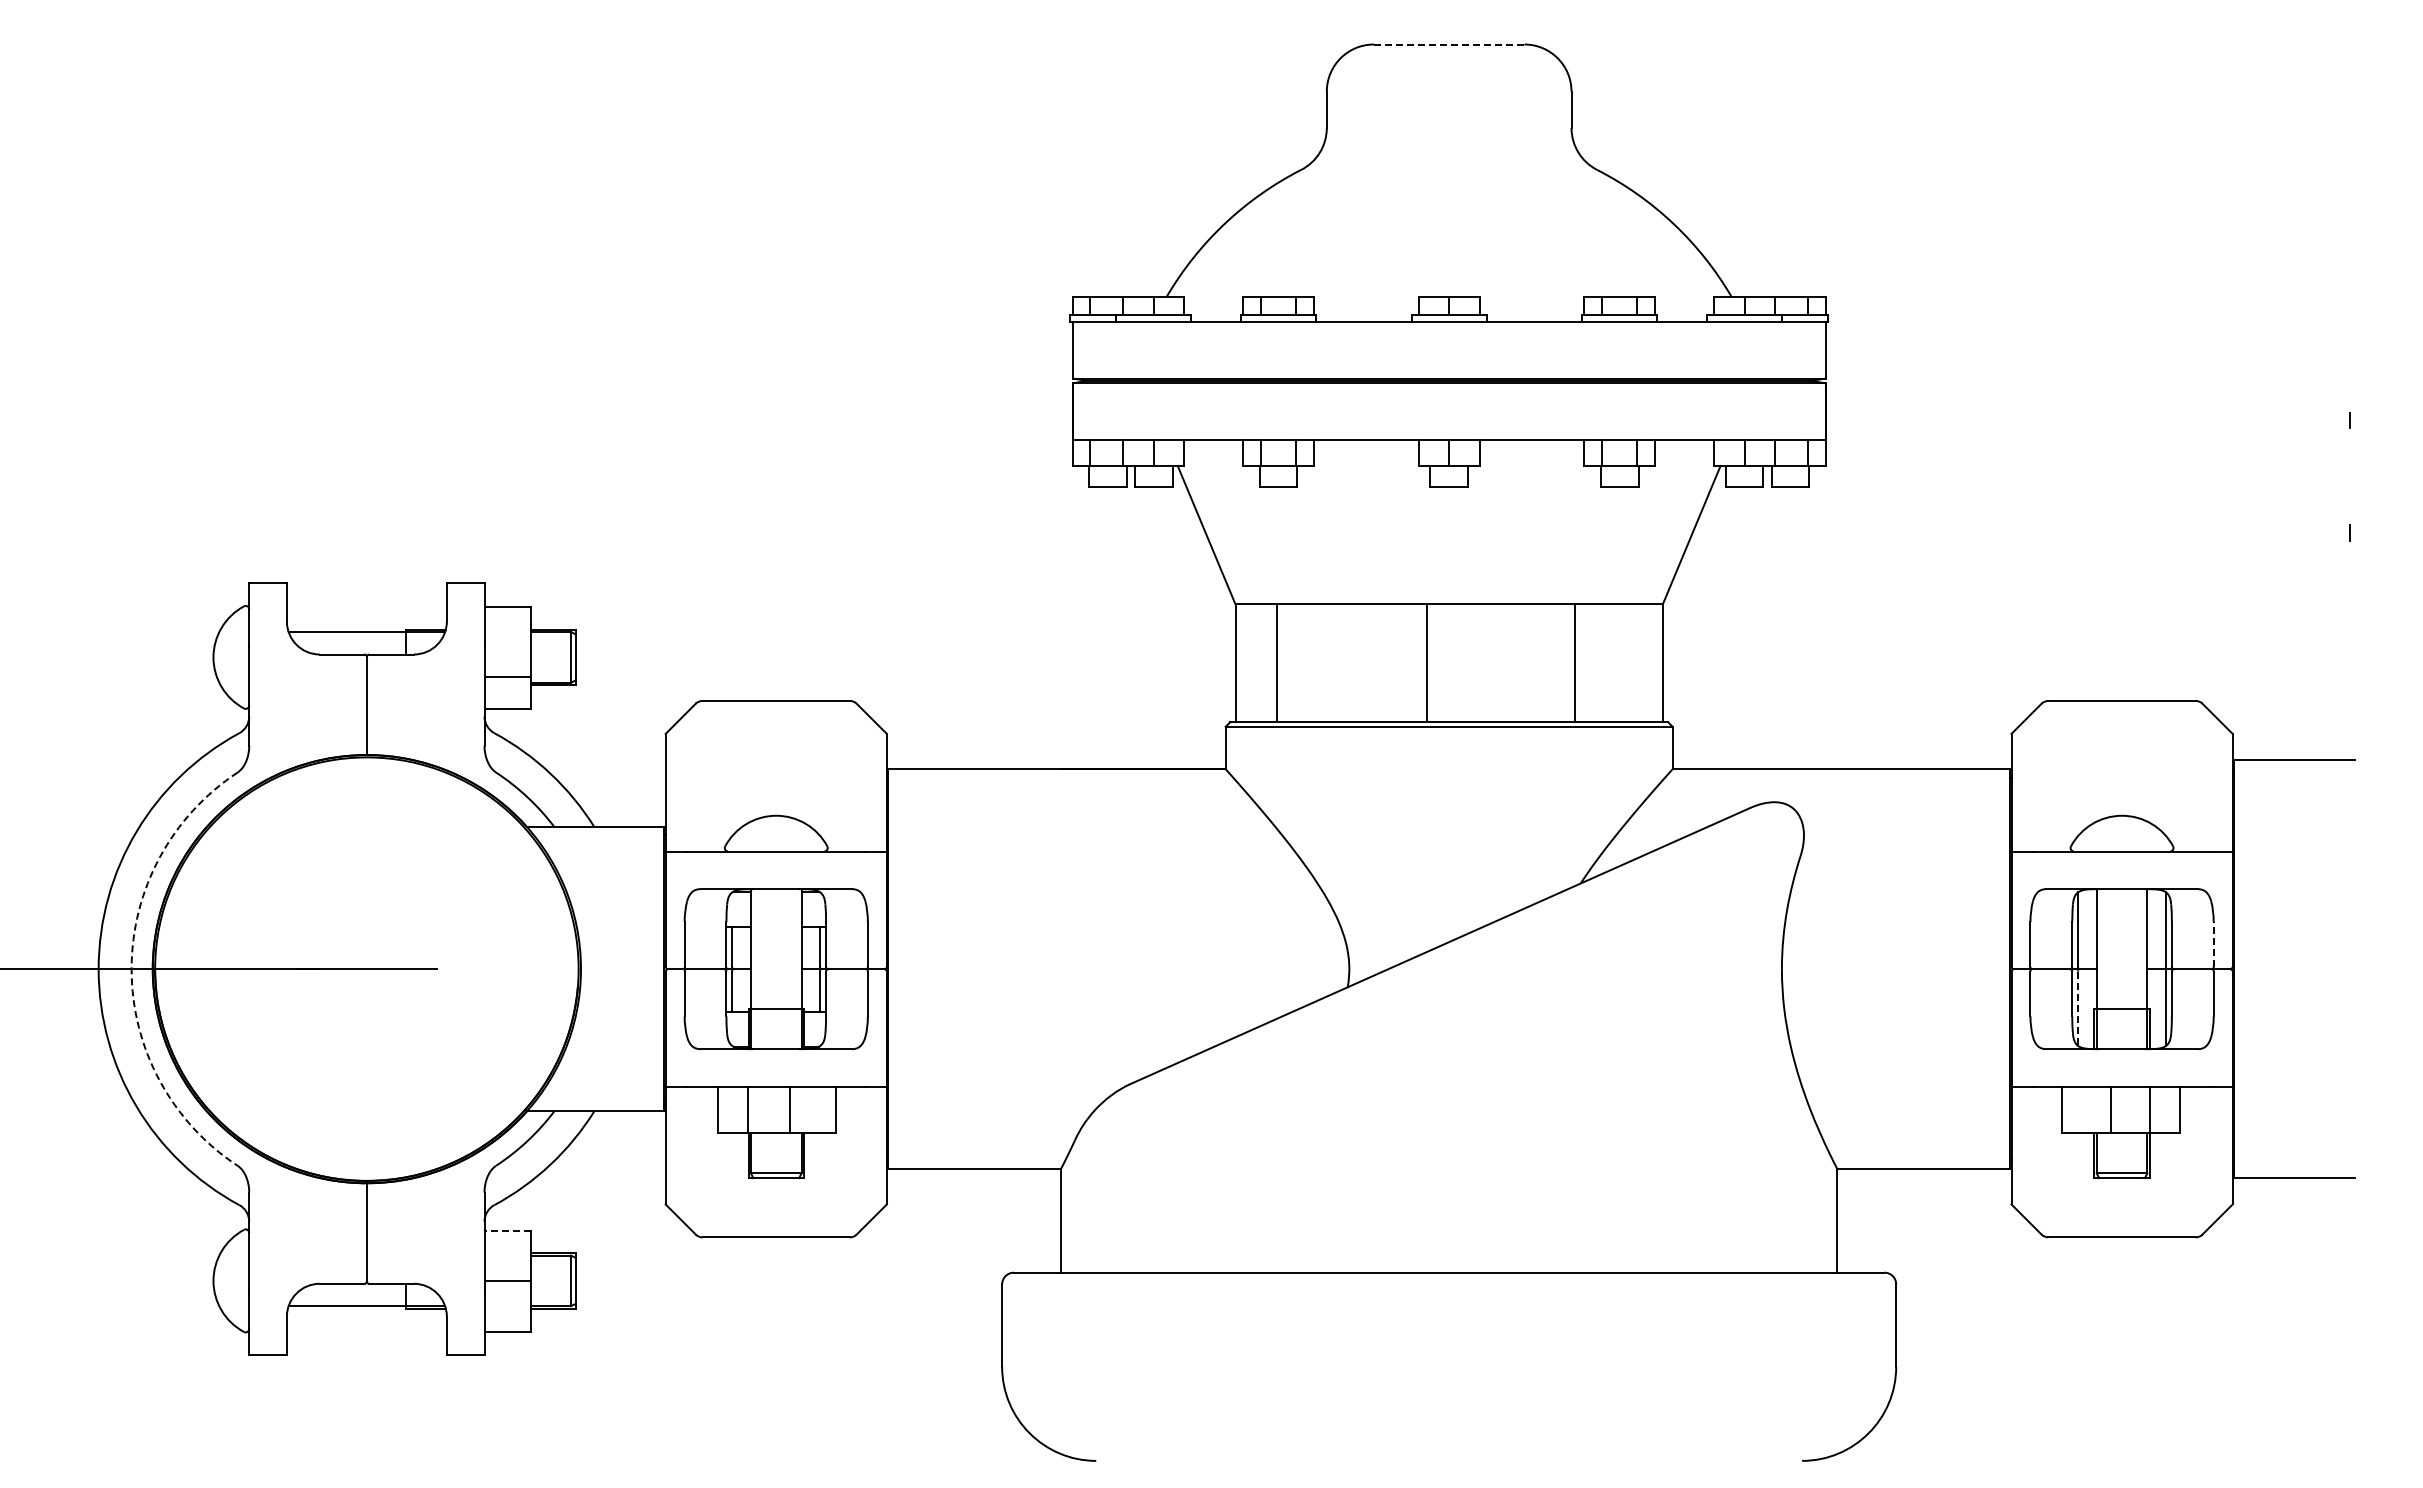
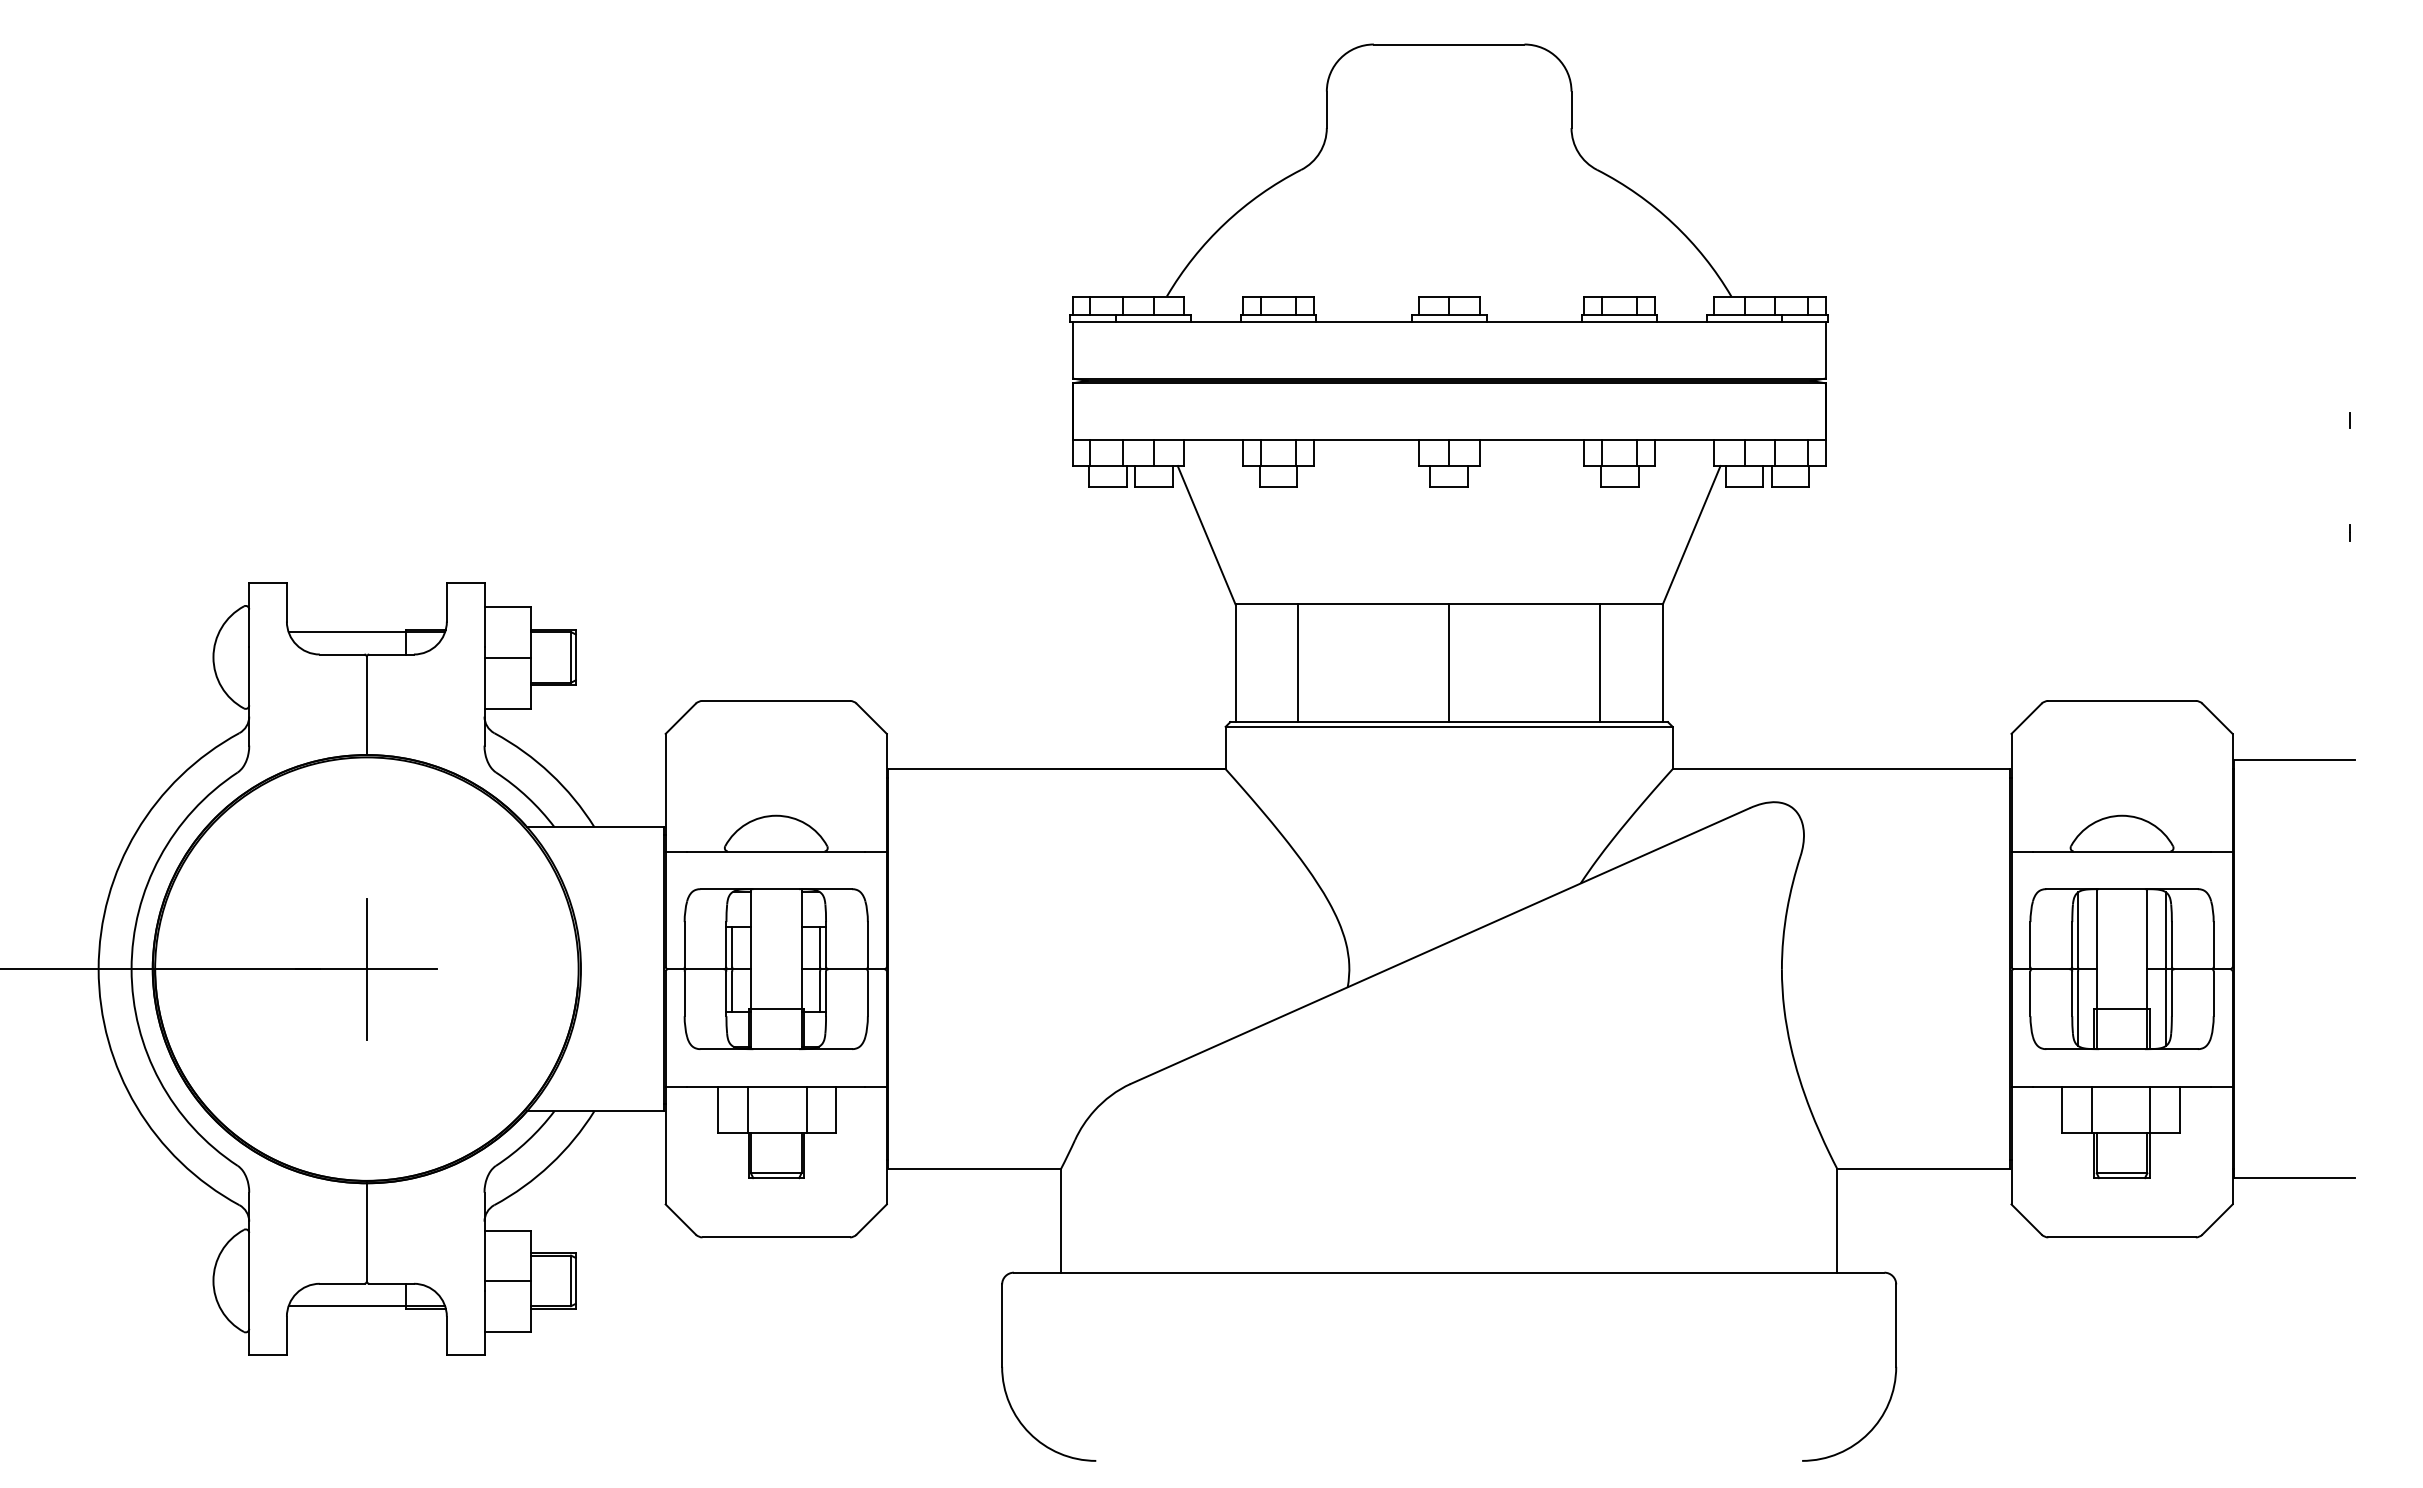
line: dashed -> solid (1449, 44)
line position: (1277, 663) -> (1298, 663) (1298, 663)
line position: (1427, 663) -> (1449, 663) (1449, 663)
line position: (1575, 663) -> (1600, 663) (1600, 663)
line position: (507, 676) -> (507, 657) (507, 657)
line: dashed -> solid (2213, 943)
line: none -> present (366, 968)
arc: dashed -> solid (131, 969)
line: dashed -> solid (2078, 1009)
line position: (789, 1109) -> (806, 1109) (806, 1109)
line position: (2110, 1109) -> (2091, 1109) (2091, 1109)
line: dashed -> solid (507, 1230)
